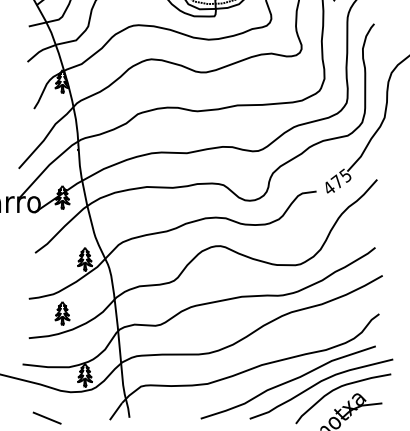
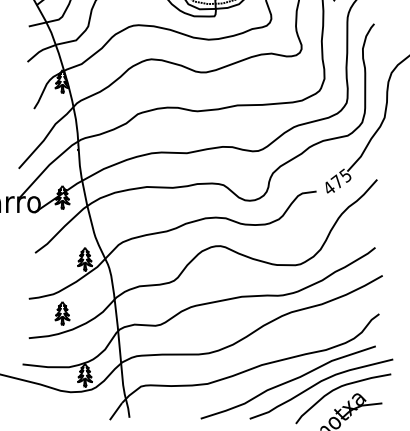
line: present -> none (46, 417)
